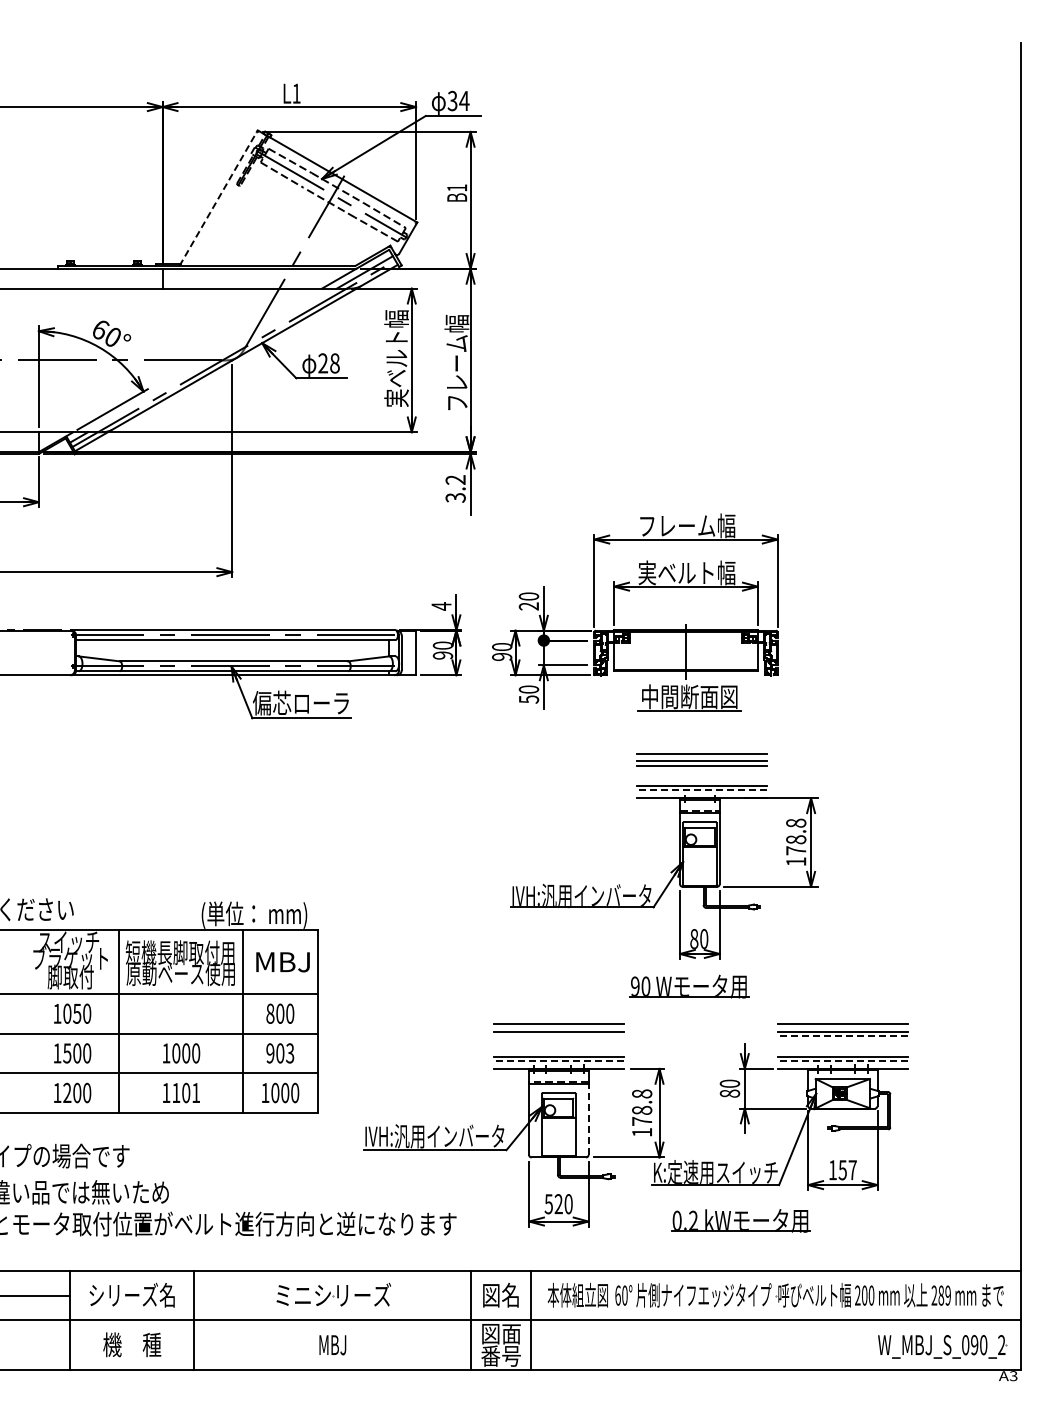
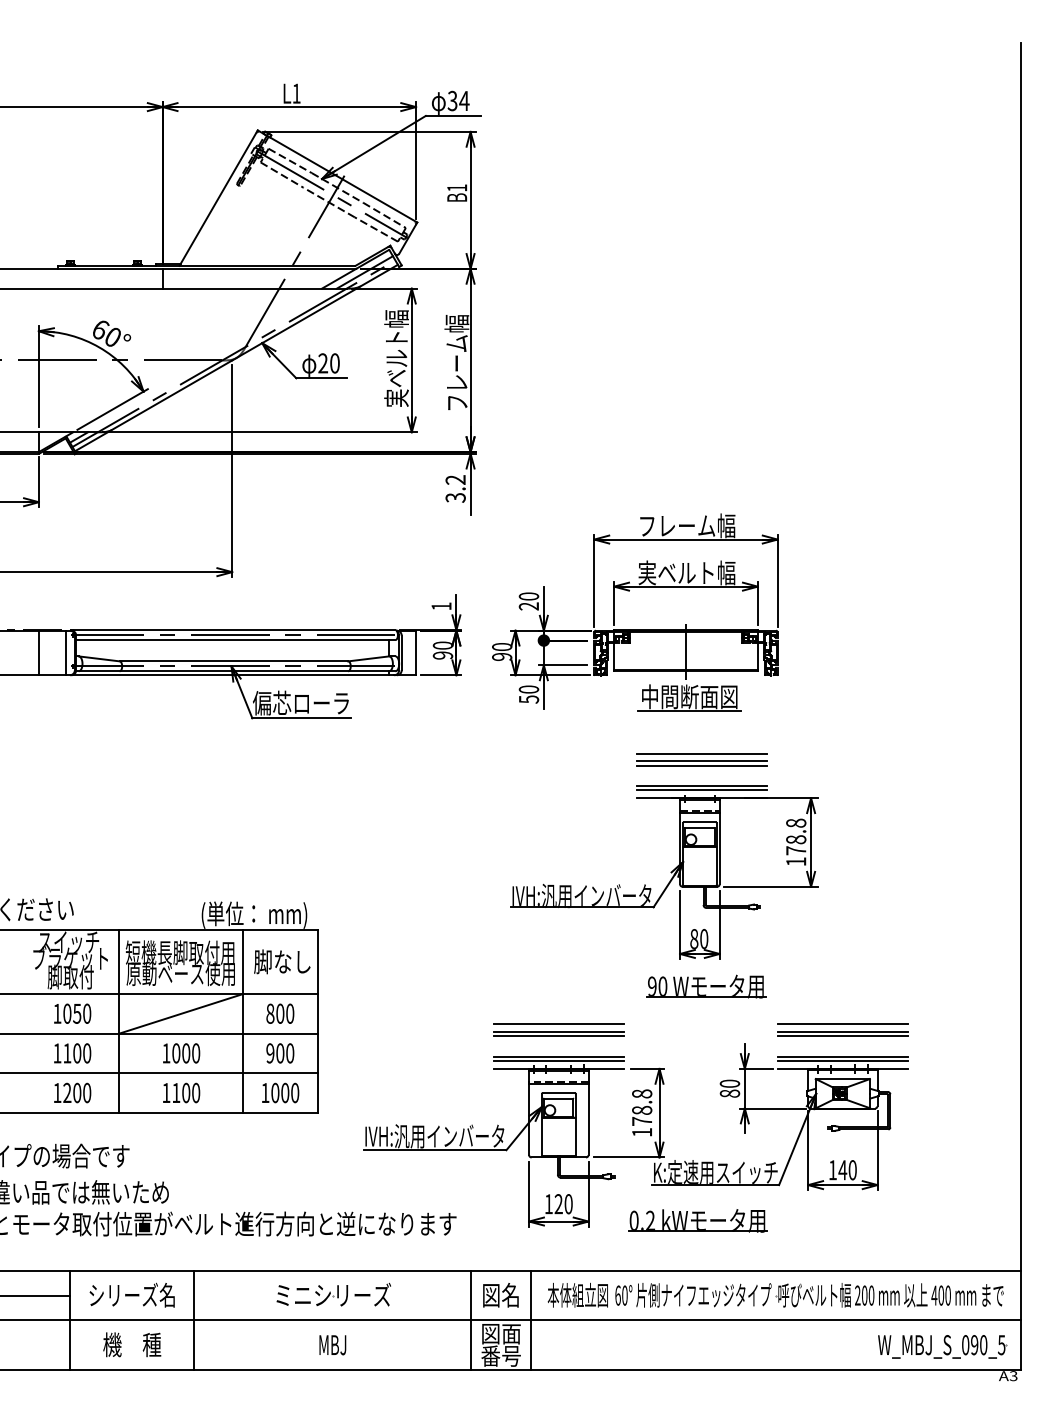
line: dashed -> solid (218, 197)
text: 28 -> 20 (334, 363)
text: 4 -> 1 (441, 606)
line: none -> present (39, 652)
line: none -> present (65, 652)
line: dashed -> solid (701, 790)
text: MBJ -> 脚なし (282, 961)
part position: (689, 986) -> (706, 986) (706, 986)
line: none -> present (181, 1013)
line: none -> present (558, 1036)
line: dashed -> solid (842, 1036)
text: 1500 -> 1100 (67, 1053)
text: 903 -> 900 (290, 1053)
line: dashed -> solid (558, 1061)
line: dashed -> solid (842, 1061)
text: 1101 -> 1100 (196, 1092)
line: dashed -> solid (588, 1118)
text: 157 -> 140 (847, 1170)
text: 520 -> 120 (548, 1204)
part position: (740, 1220) -> (697, 1220) (697, 1220)
text: 289 -> 400 (940, 1295)
text: W_MBJ_S_090_2 -> W_MBJ_S_090_5 (1001, 1345)
